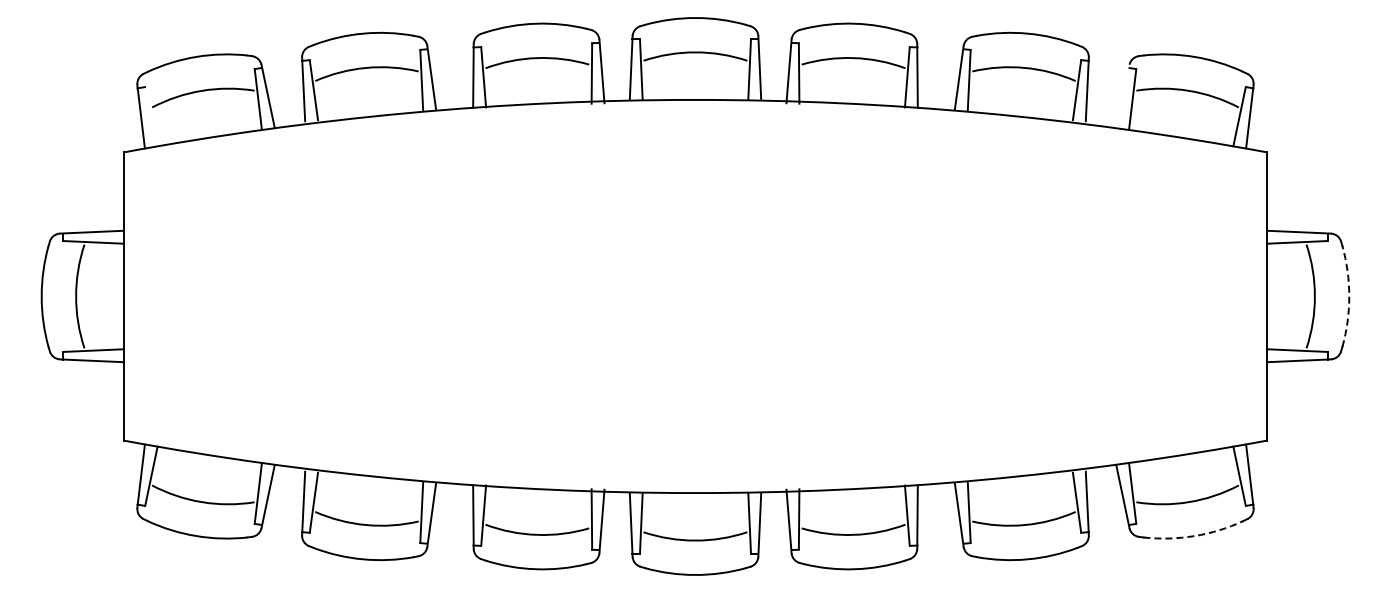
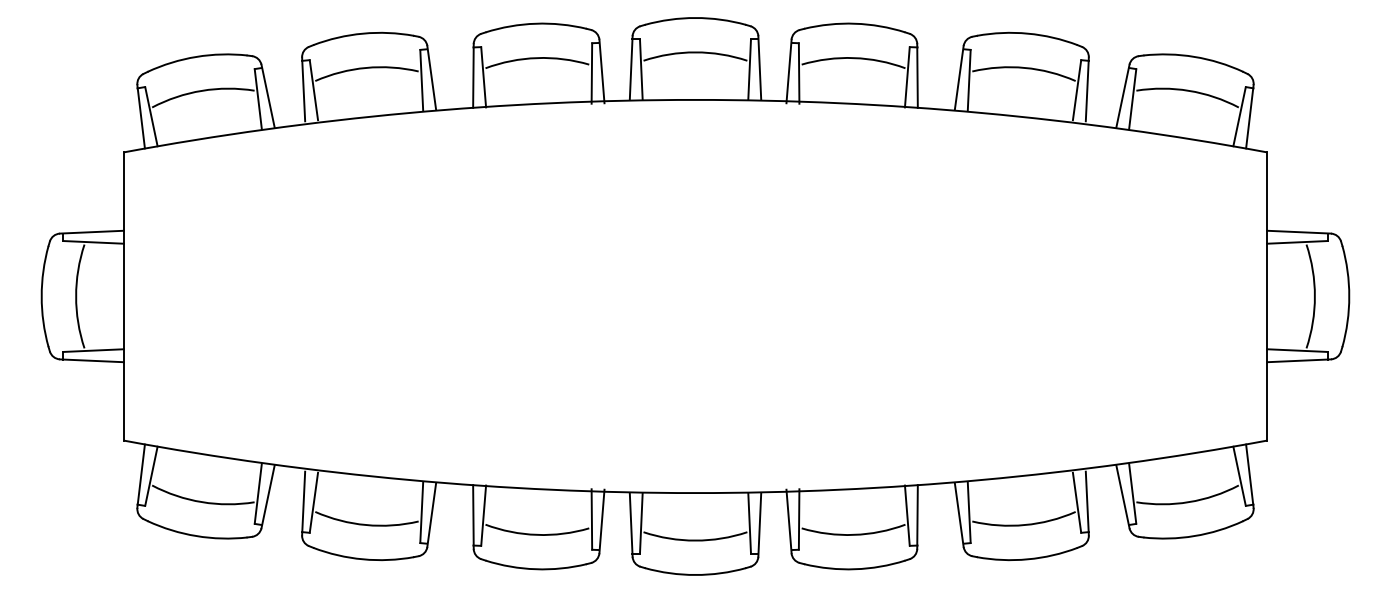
line: none -> present (1122, 95)
line: none -> present (151, 116)
arc: dashed -> solid (1349, 296)
arc: dashed -> solid (1194, 536)
